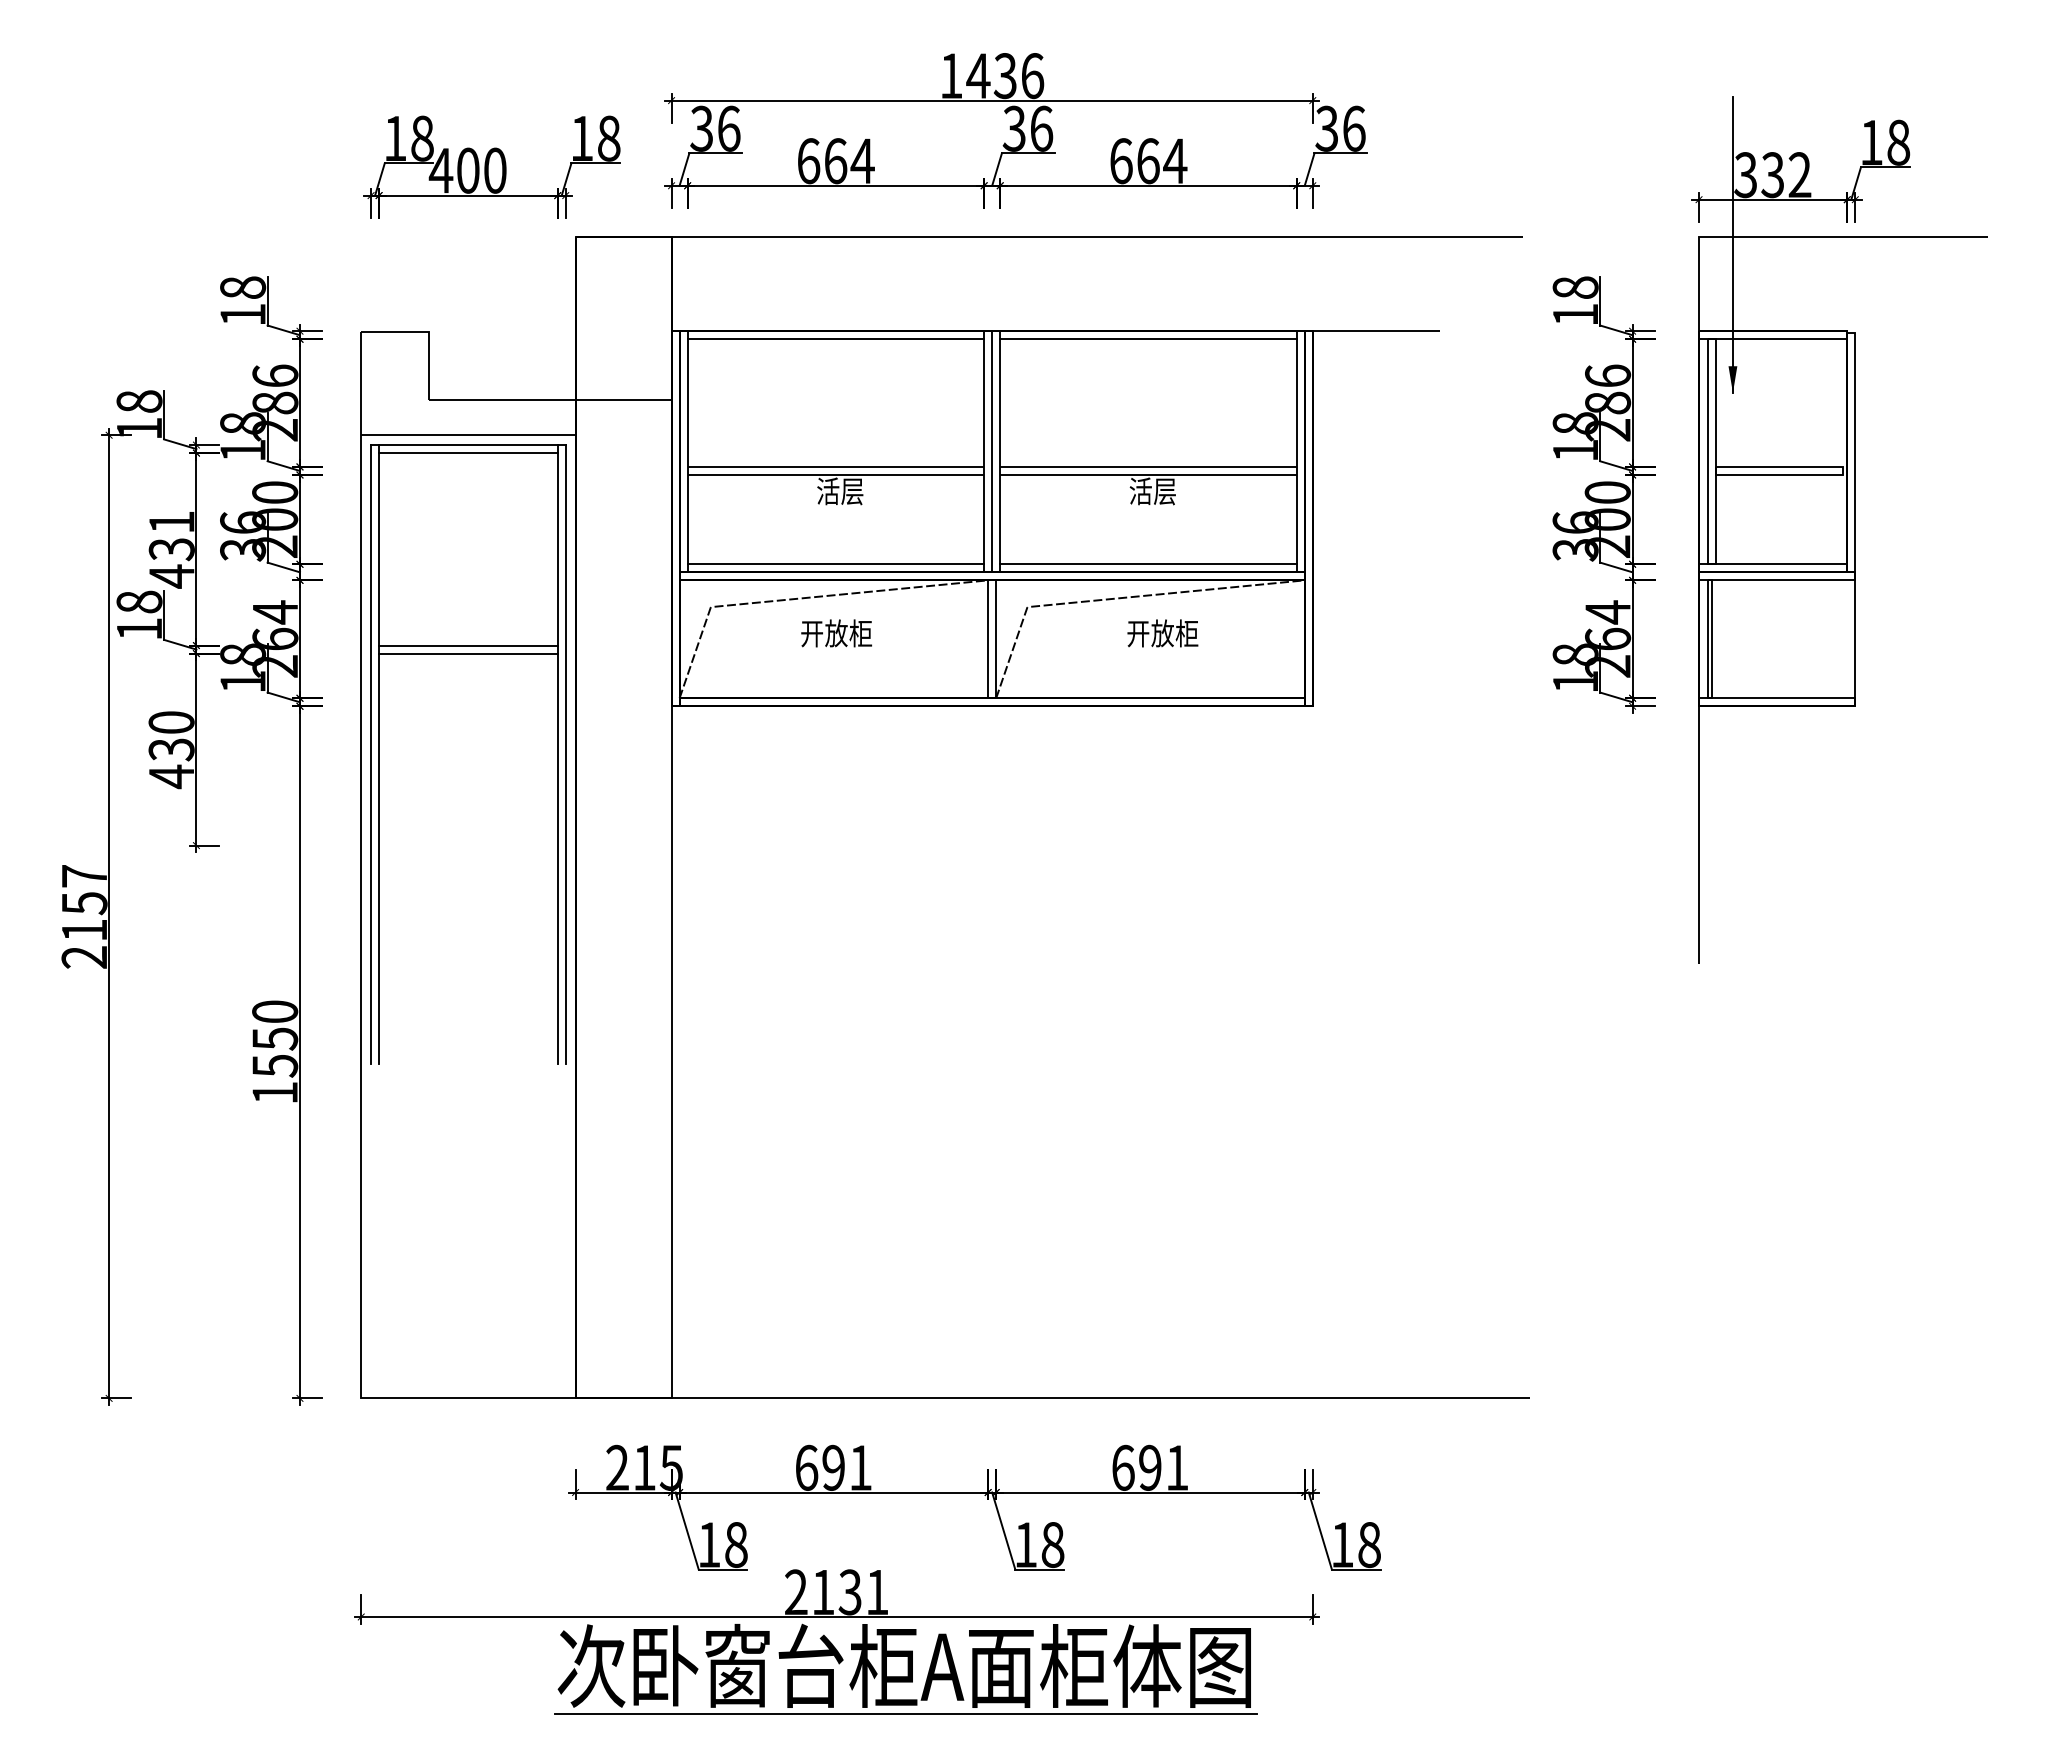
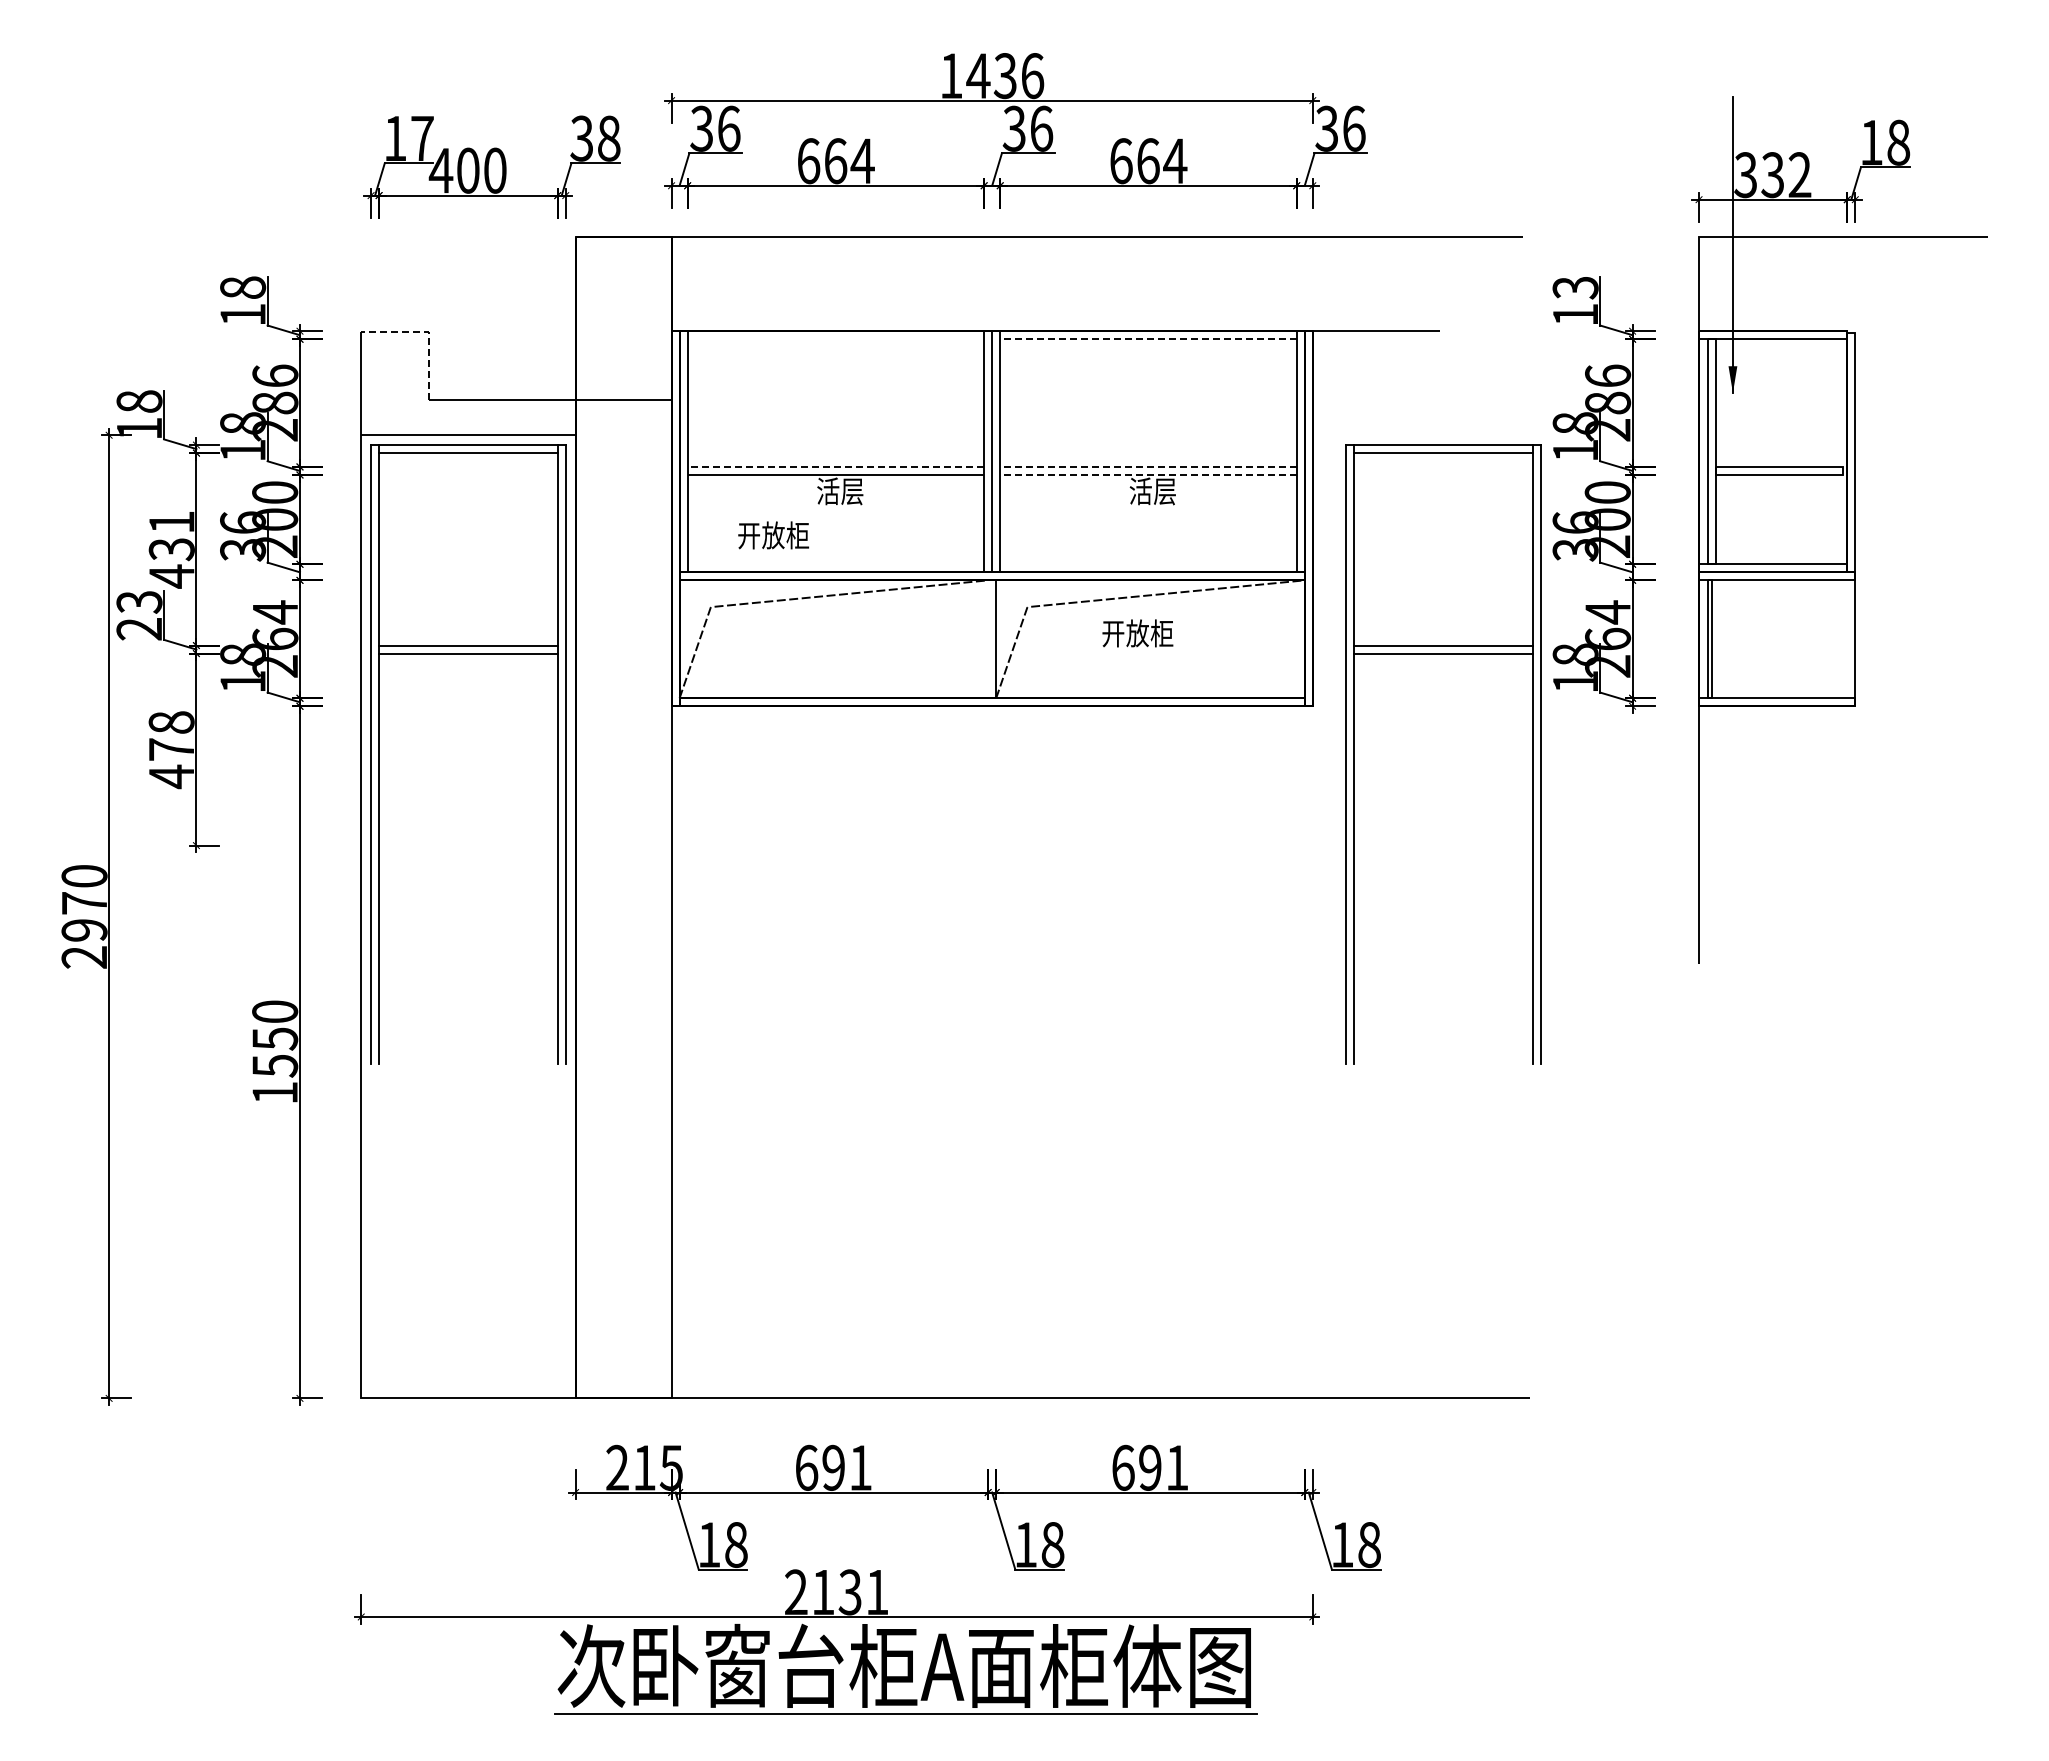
text: 18 -> 17 (422, 138)
text: 18 -> 38 (581, 138)
text: 18 -> 13 (1575, 287)
line: solid -> dashed (429, 331)
line: present -> none (835, 339)
line: solid -> dashed (1147, 339)
line: solid -> dashed (835, 466)
line: solid -> dashed (1147, 466)
line: solid -> dashed (1147, 474)
line: present -> none (835, 564)
line: present -> none (1148, 564)
text: 18 -> 23 (139, 615)
text position: (836, 633) -> (773, 535) (773, 535)
text position: (1162, 633) -> (1137, 633) (1137, 633)
line: present -> none (988, 639)
text: 430 -> 478 (171, 736)
part: none -> present (1354, 754)
text: 2157 -> 2970 (84, 903)
